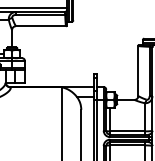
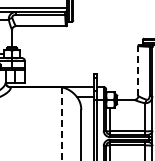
line: solid -> dashed (138, 71)
line: solid -> dashed (62, 124)
